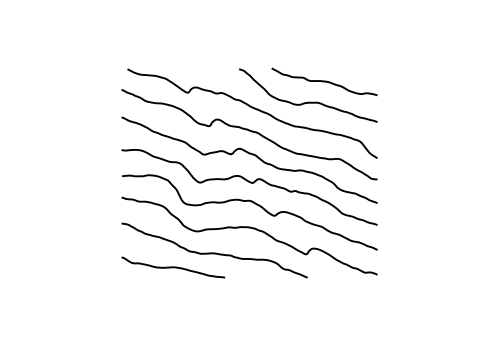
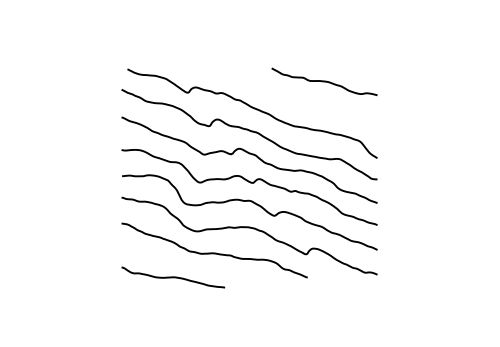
curve: present -> none (308, 101)
curve position: (173, 267) -> (173, 277) (173, 277)
